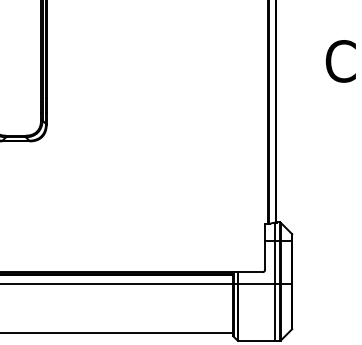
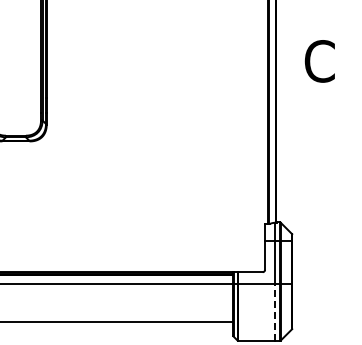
text position: (340, 61) -> (319, 61) (319, 61)
line: solid -> dashed (274, 311)
line position: (117, 332) -> (117, 321) (117, 321)
